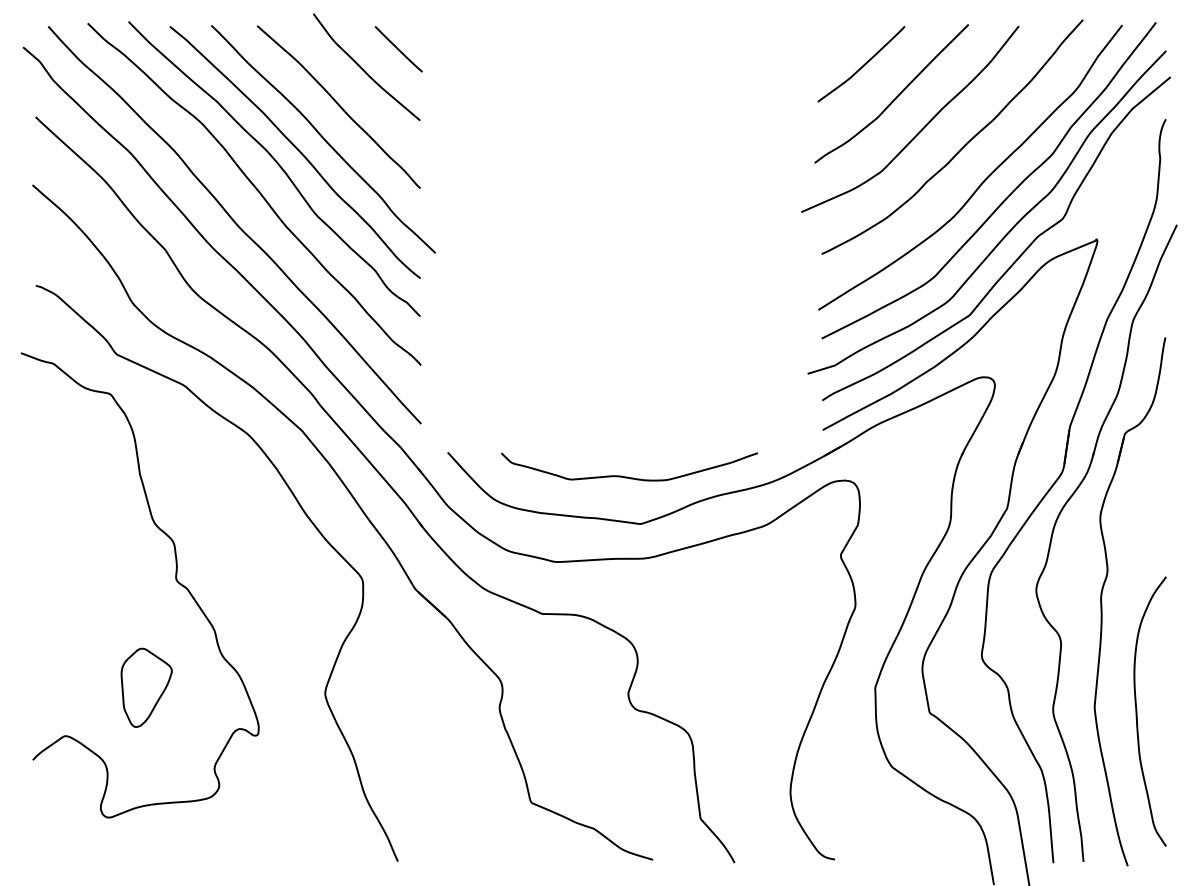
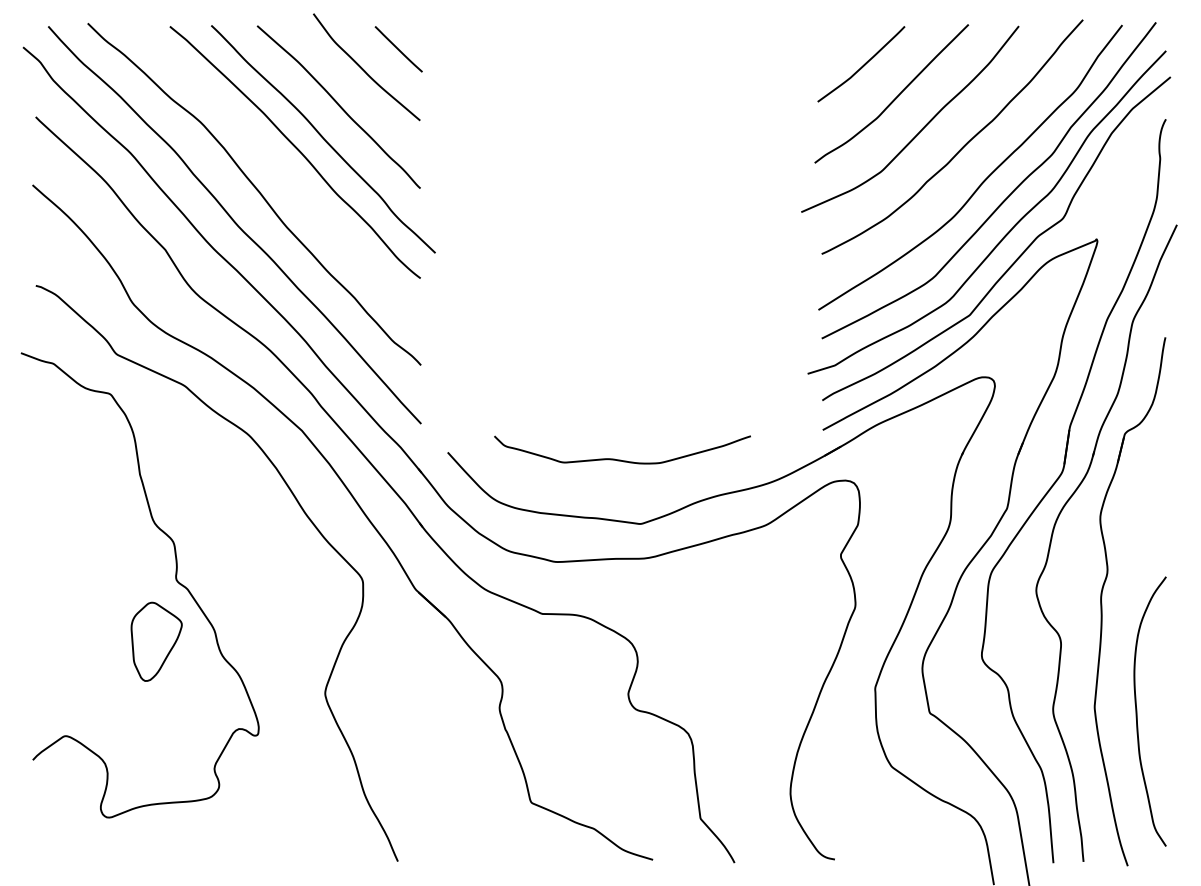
curve: present -> none (277, 164)
curve position: (627, 476) -> (620, 459) (620, 459)
part position: (146, 687) -> (156, 641) (156, 641)
